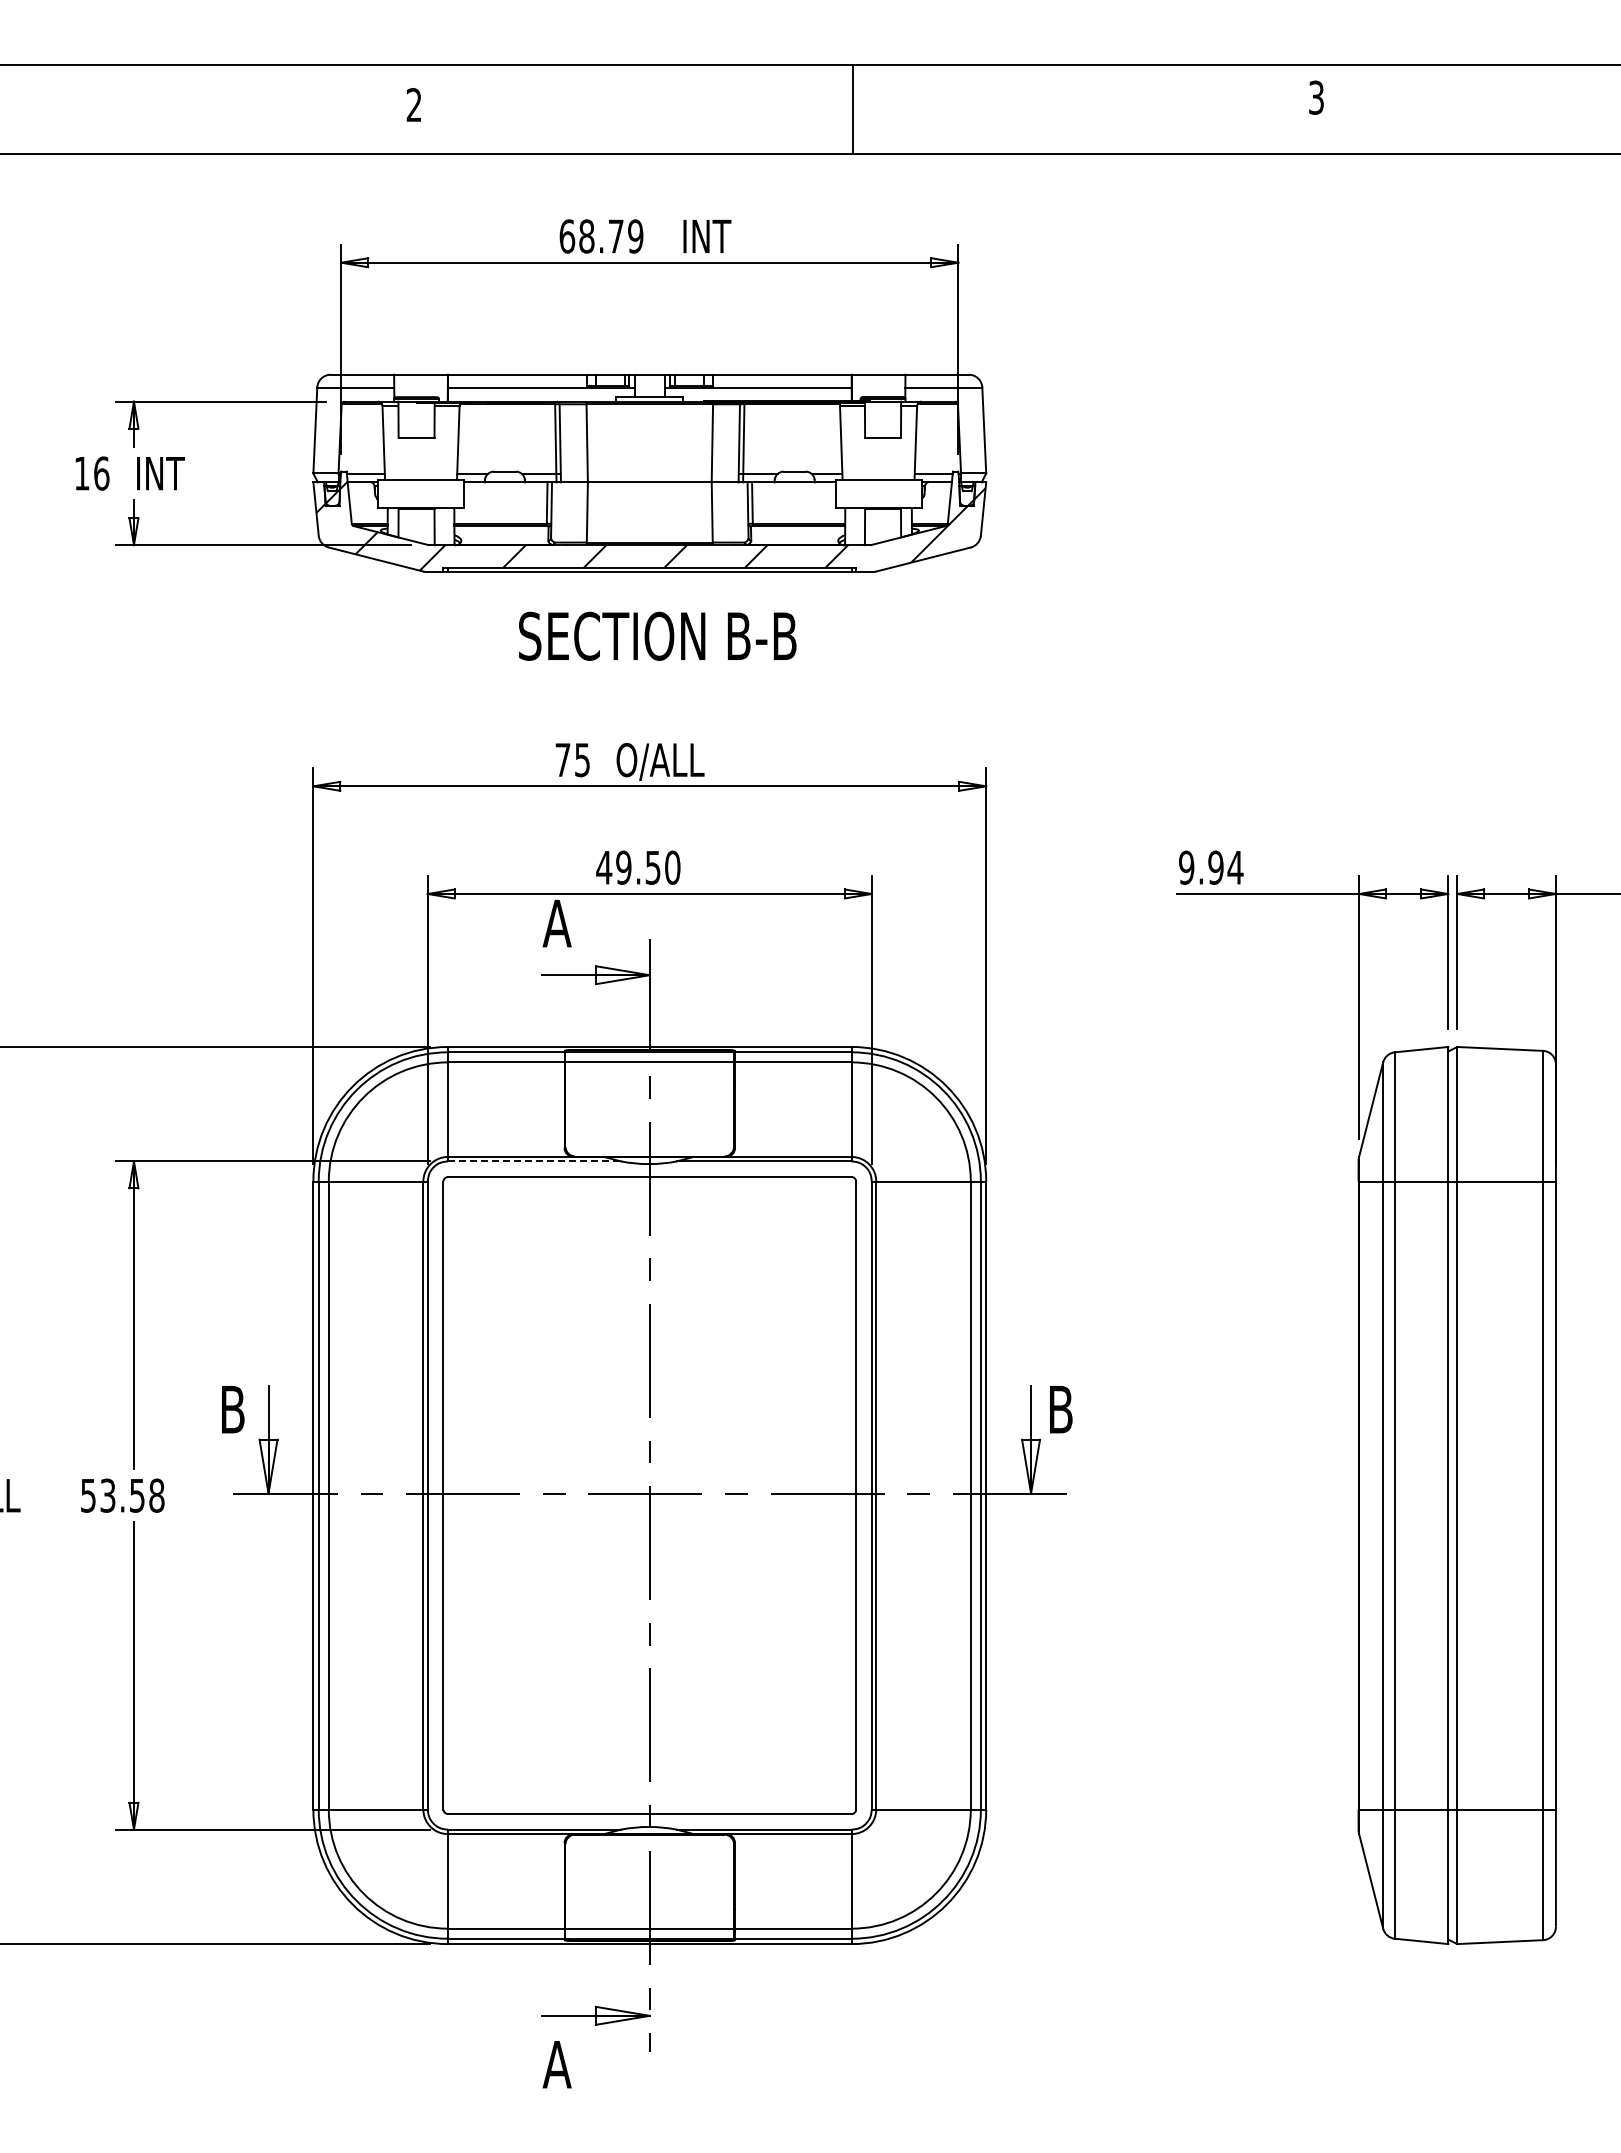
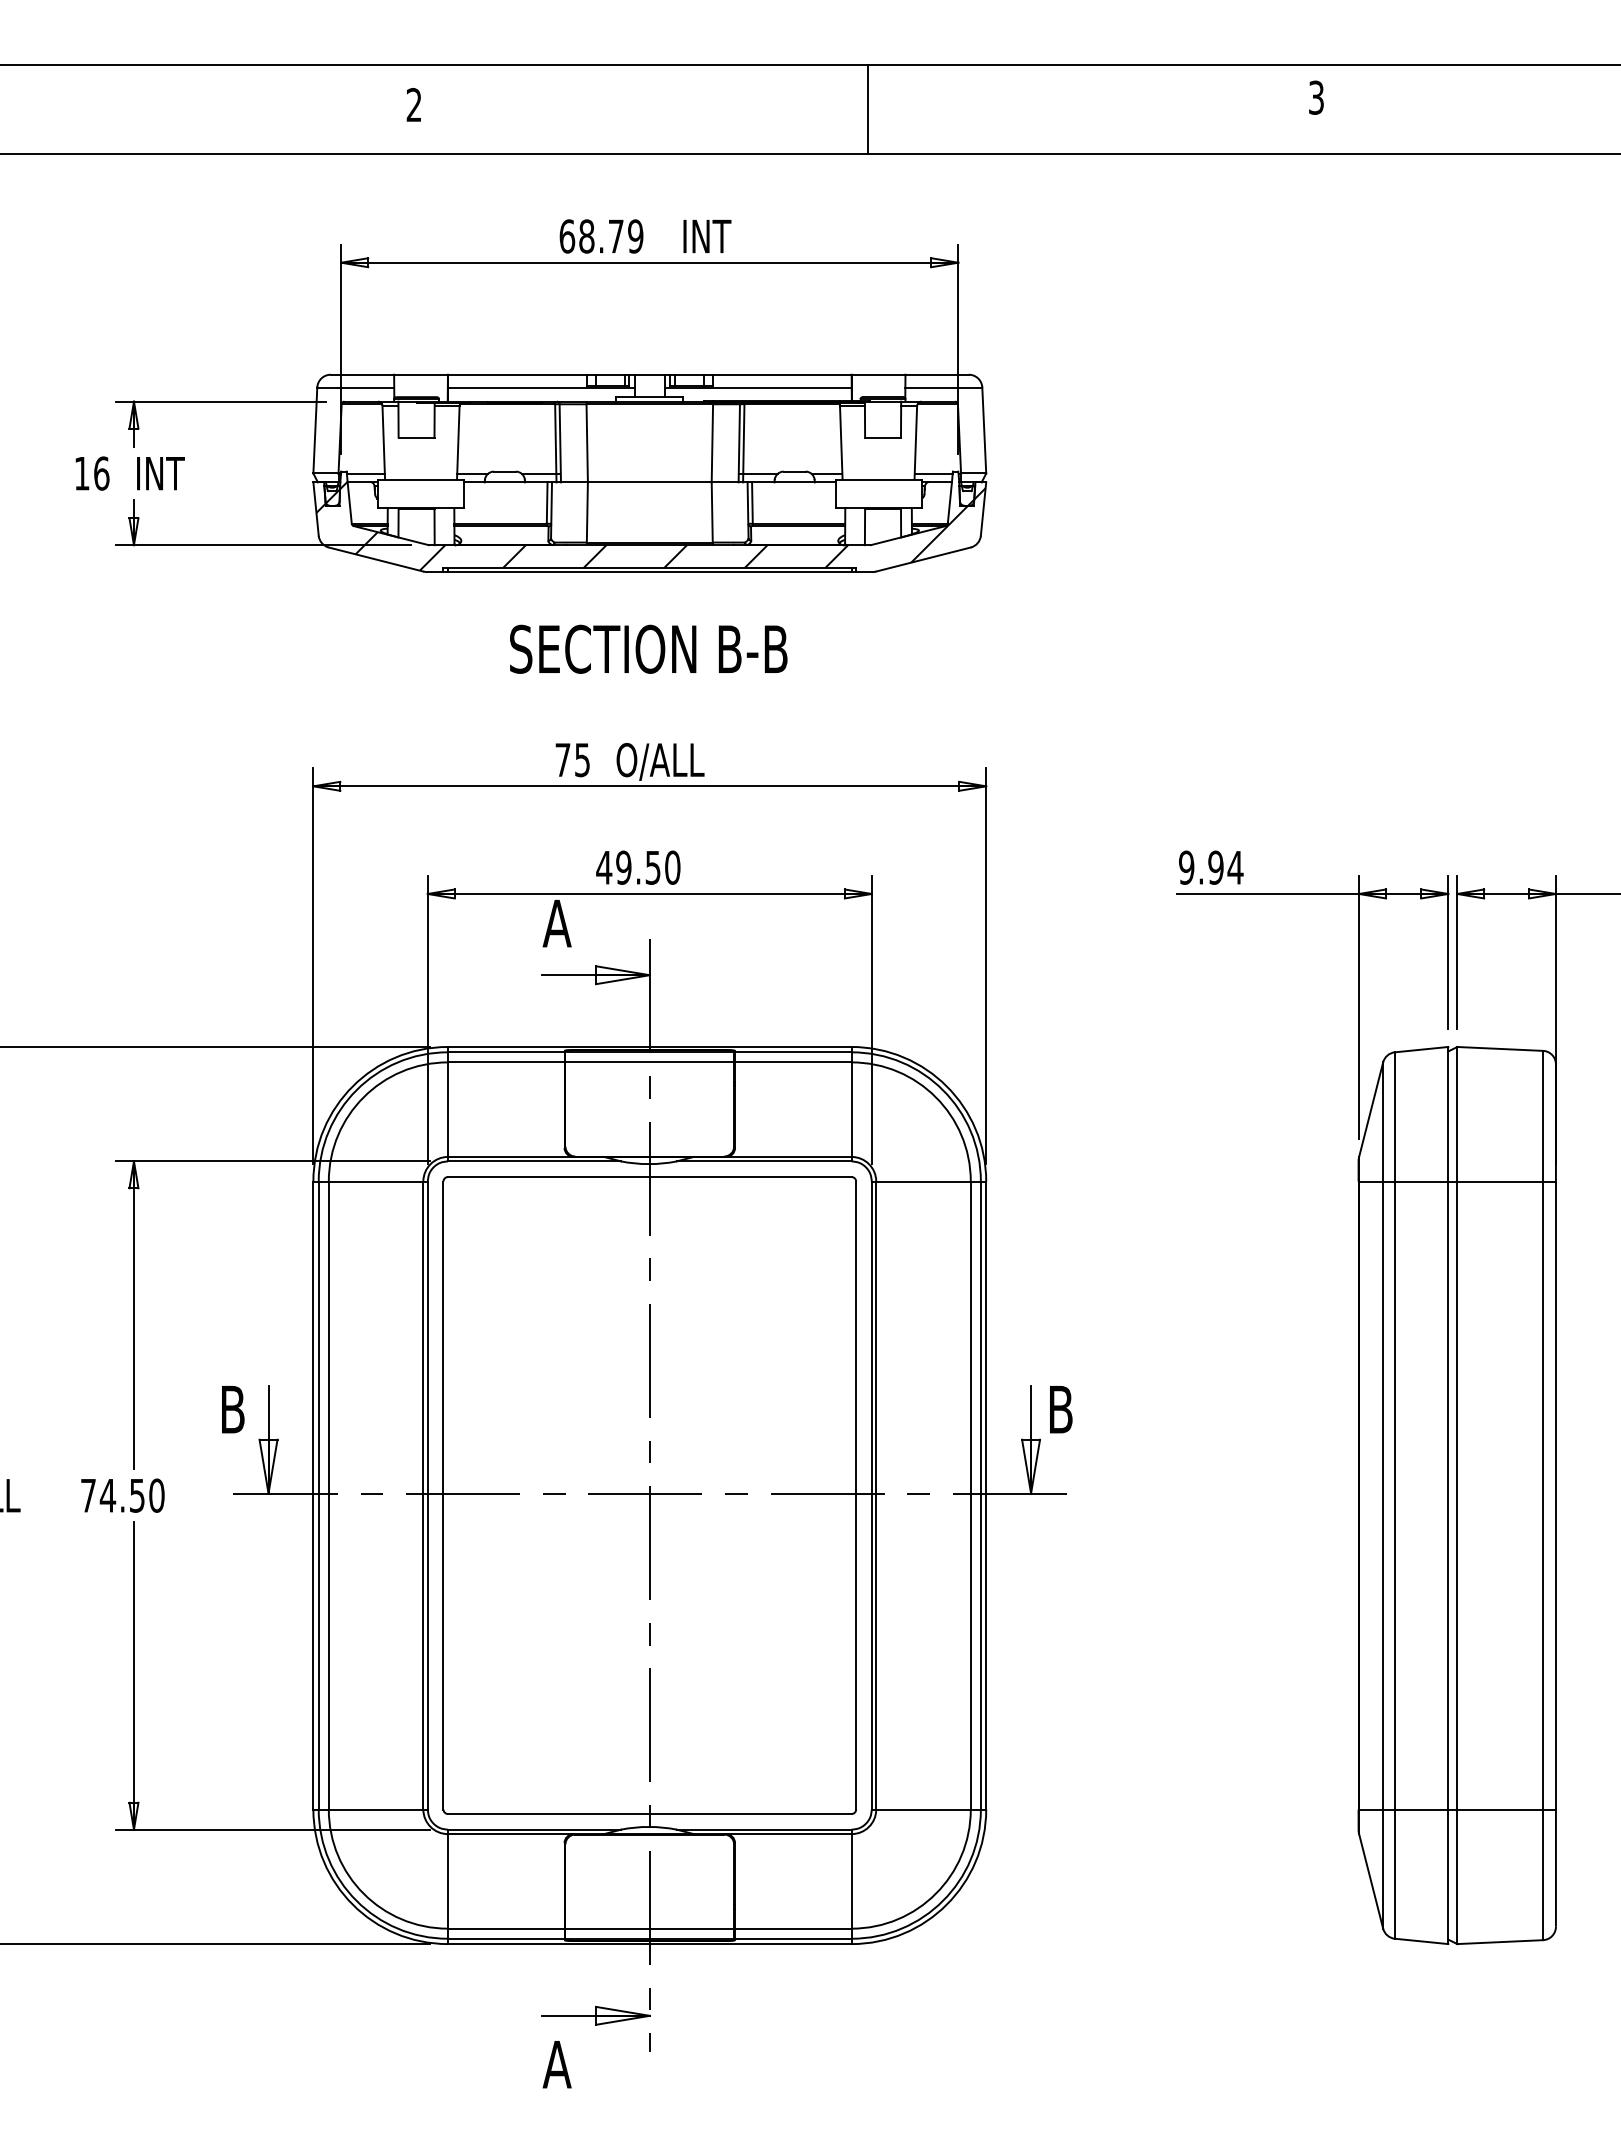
line position: (853, 109) -> (868, 109) (868, 109)
text position: (657, 635) -> (648, 648) (648, 648)
line: dashed -> solid (534, 1161)
text: 53.58 -> 74.50 (122, 1495)
